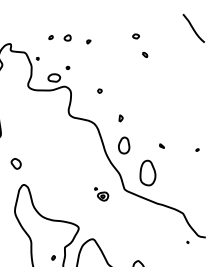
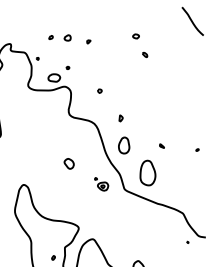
curve position: (193, 27) -> (192, 20) (192, 20)
part position: (15, 163) -> (68, 163) (68, 163)
part position: (101, 194) -> (101, 184) (101, 184)
